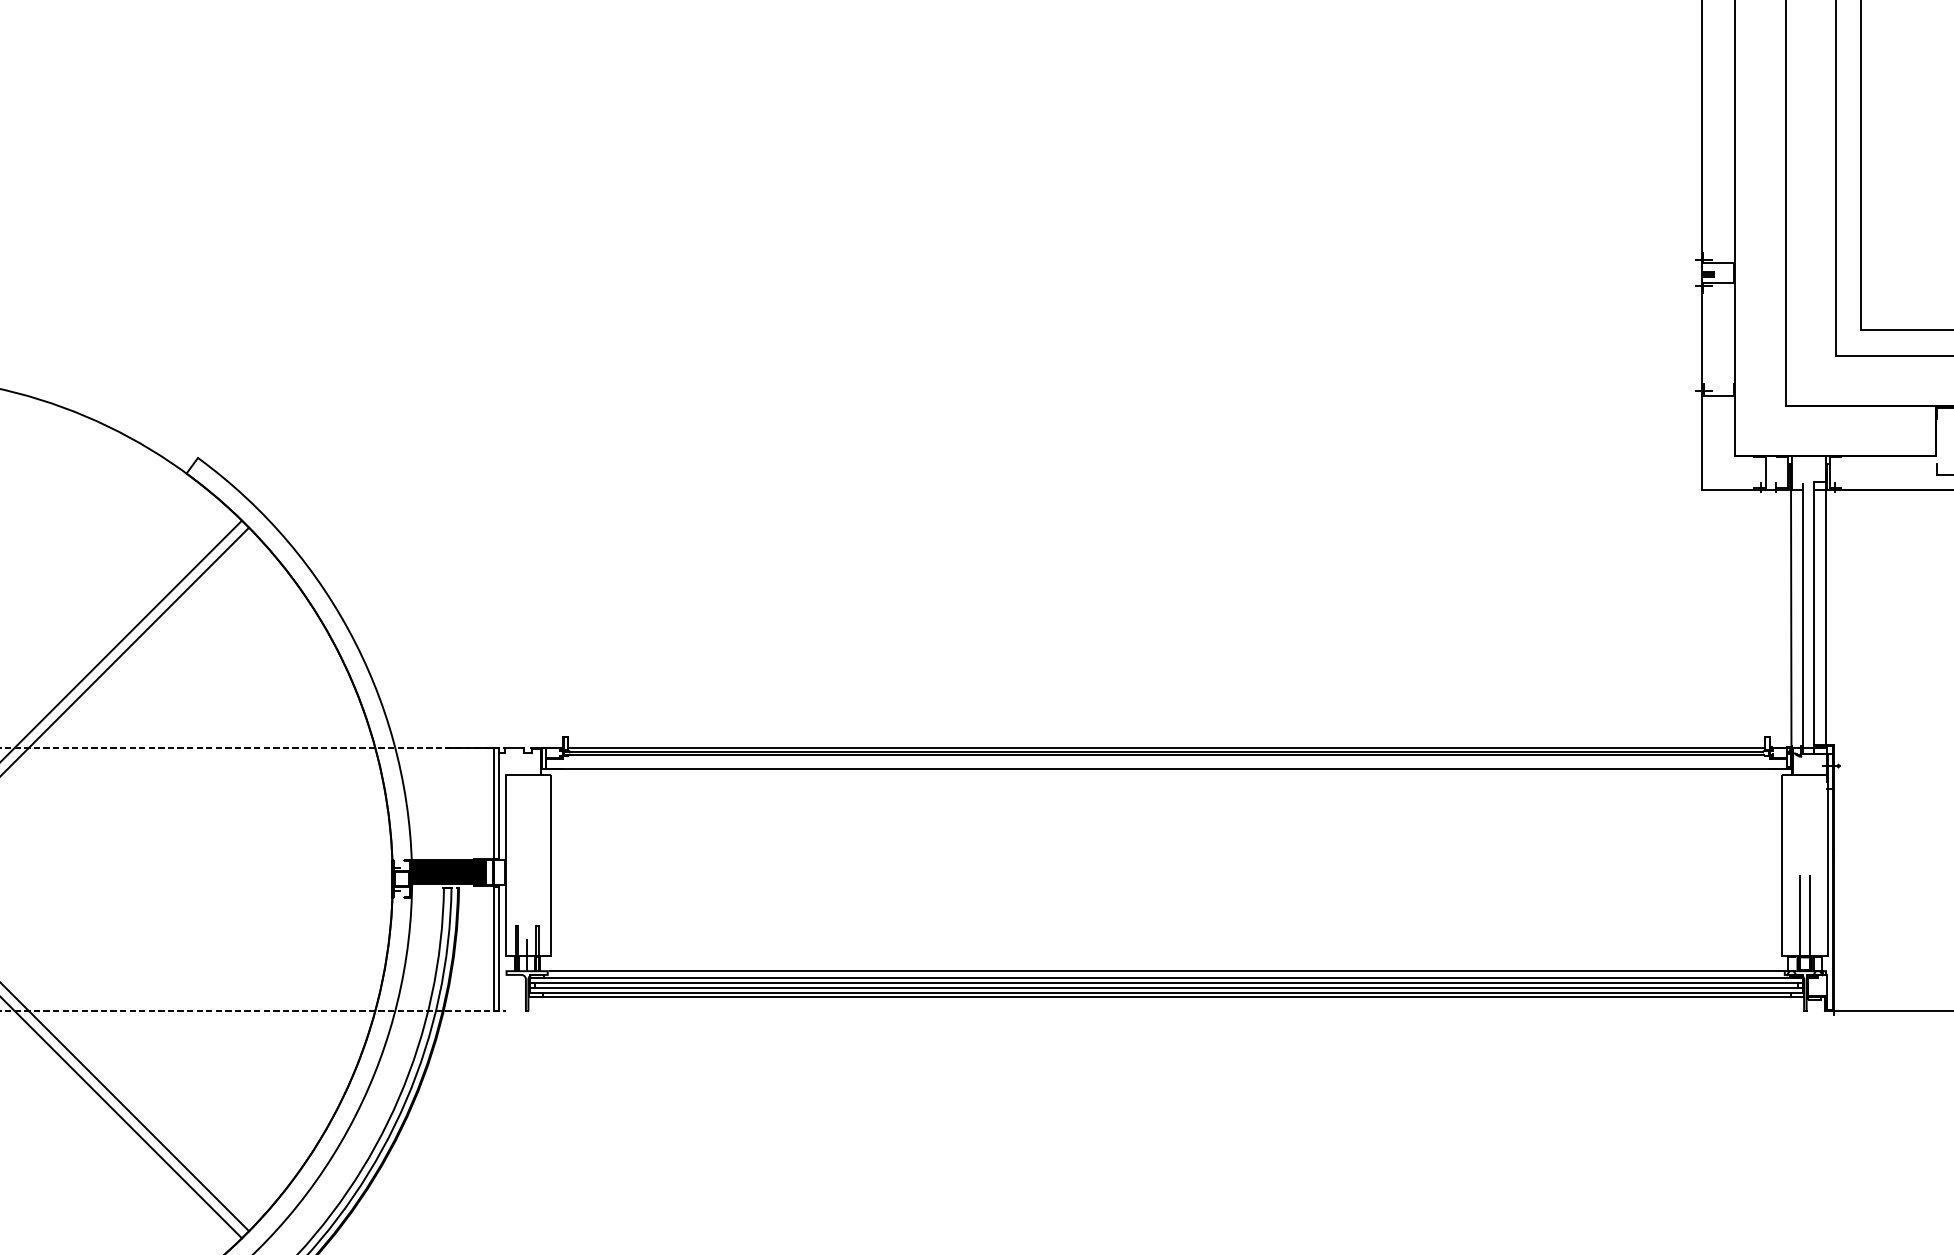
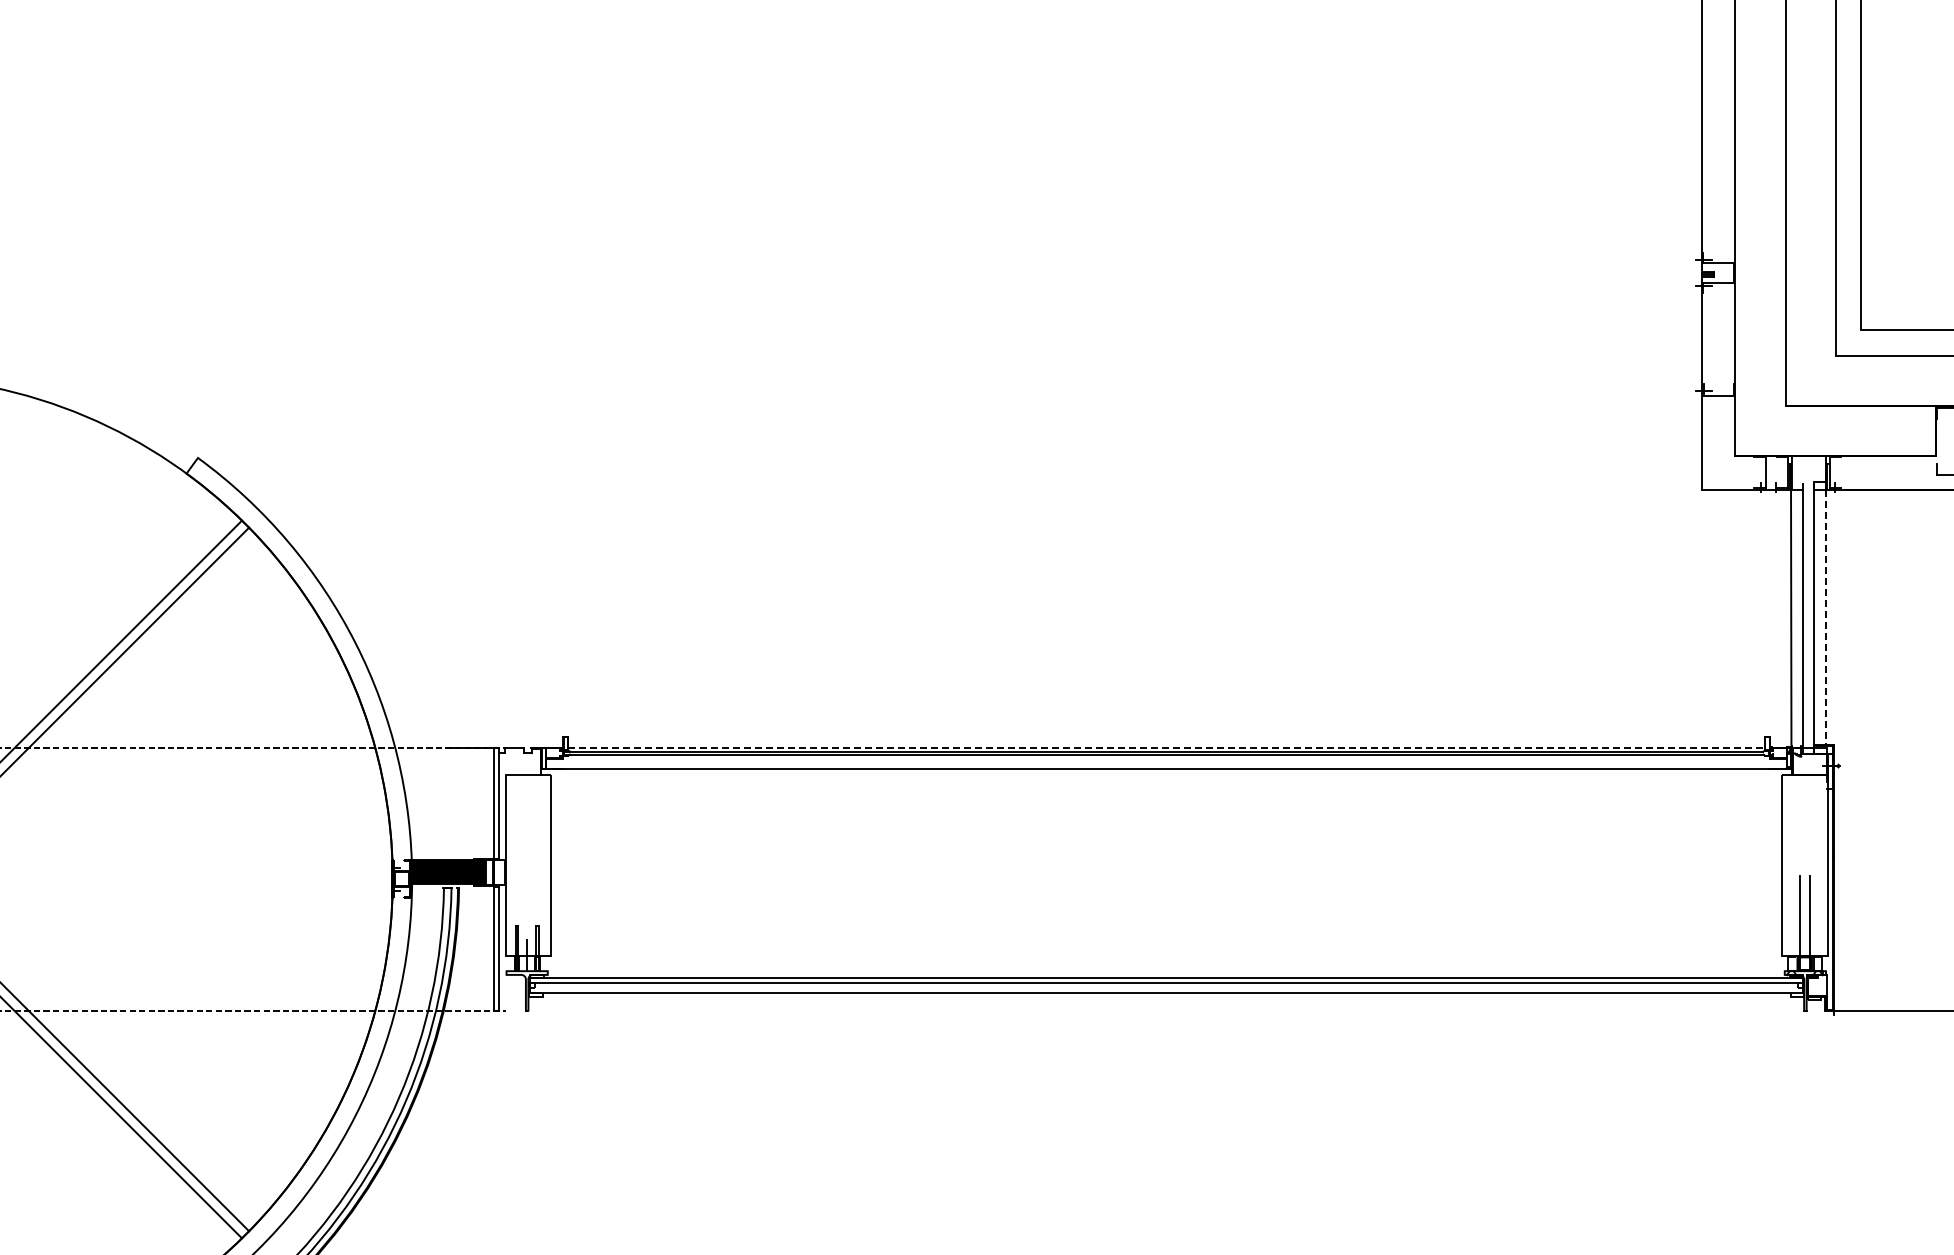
line: solid -> dashed (1826, 618)
line: solid -> dashed (1167, 747)
line: present -> none (1166, 971)
line: present -> none (1164, 988)
line: present -> none (1160, 996)
